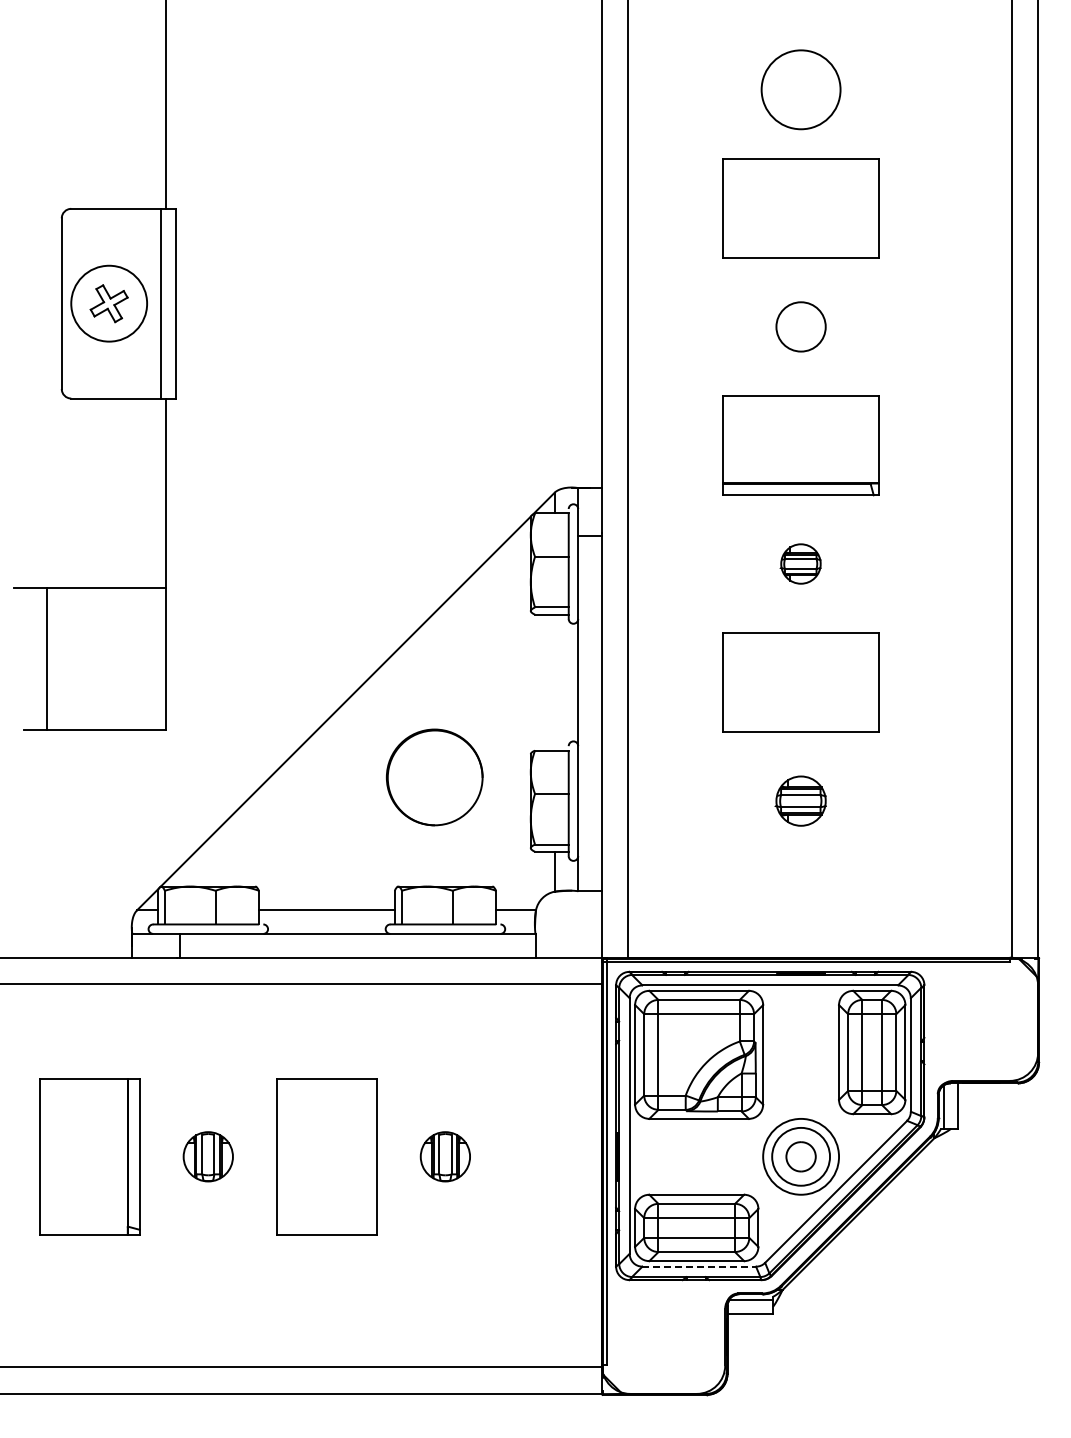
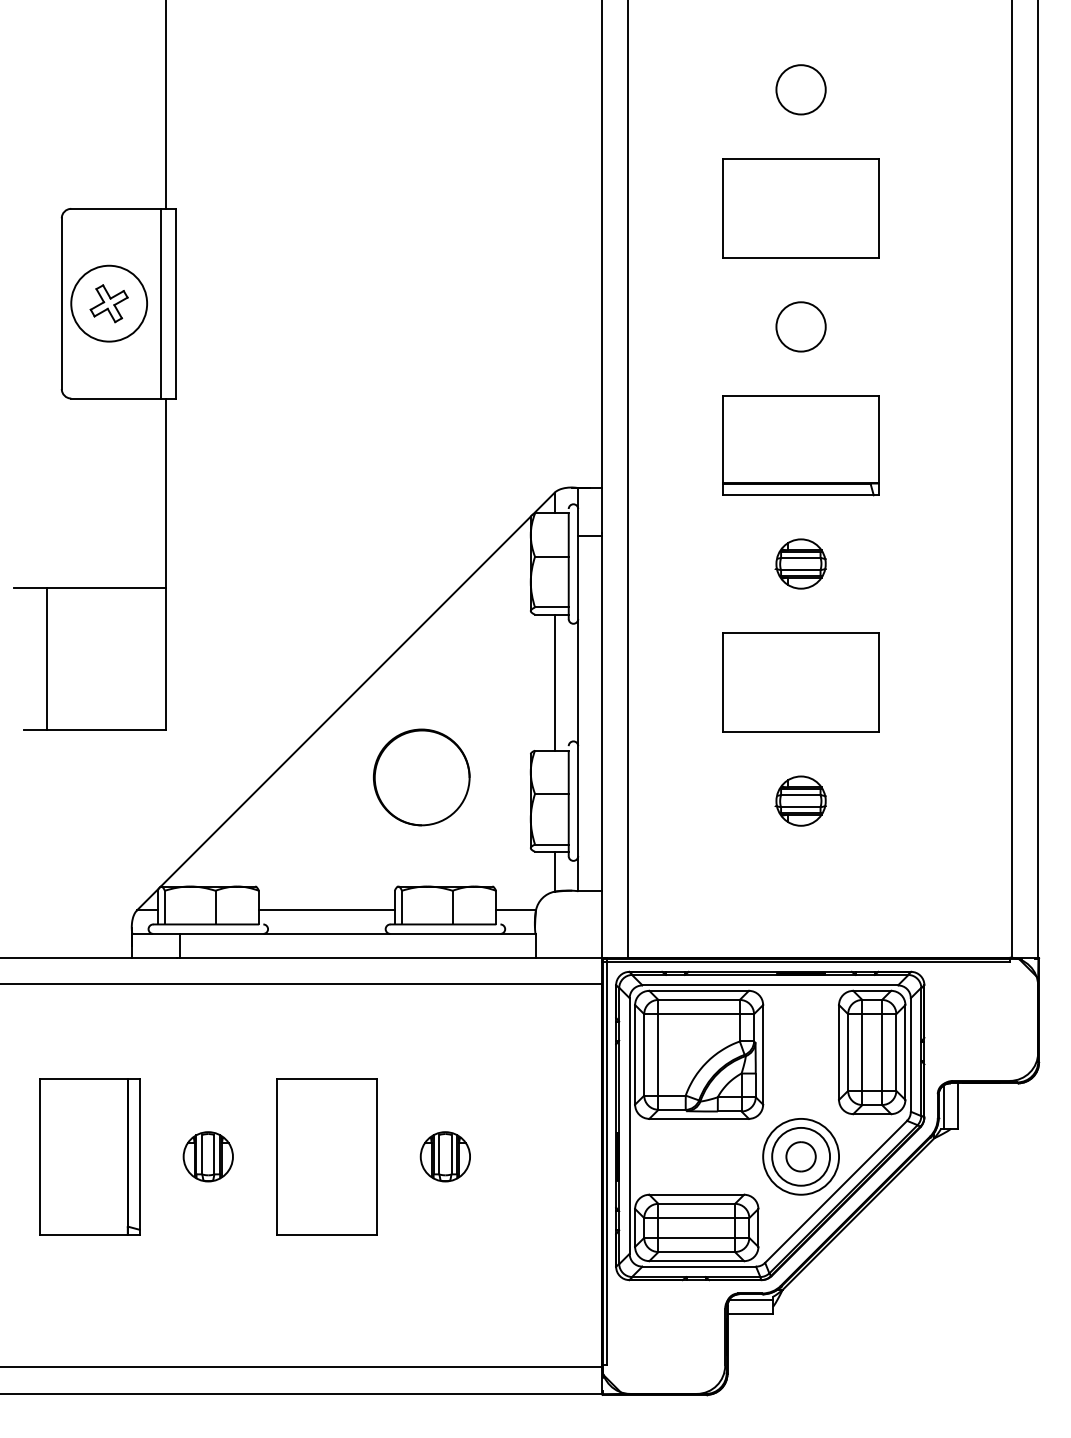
circle diameter: 79 px -> 49 px (800, 89)
part size: 43x42 px -> 53x52 px (800, 563)
line: none -> present (554, 682)
part position: (434, 777) -> (421, 777) (421, 777)
line: dashed -> solid (699, 1266)
